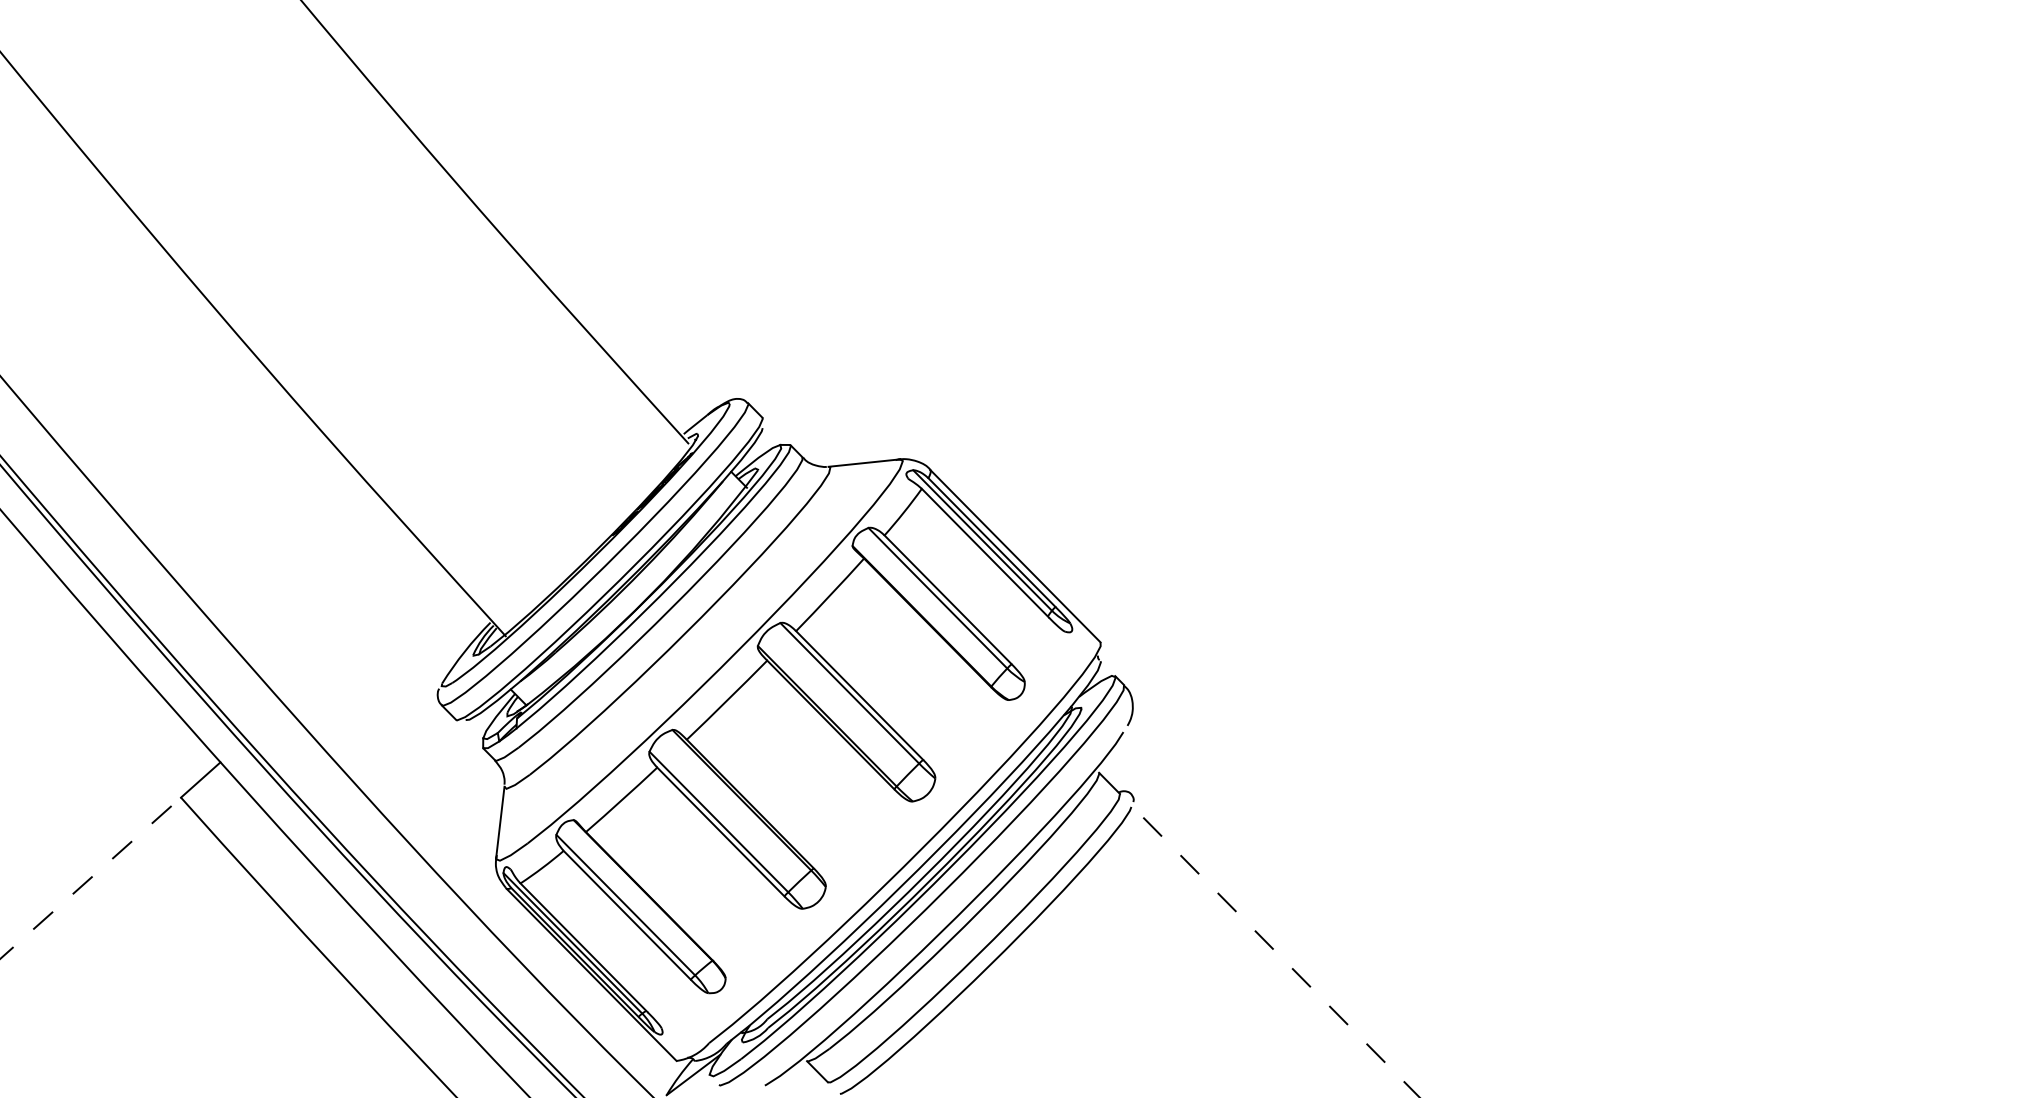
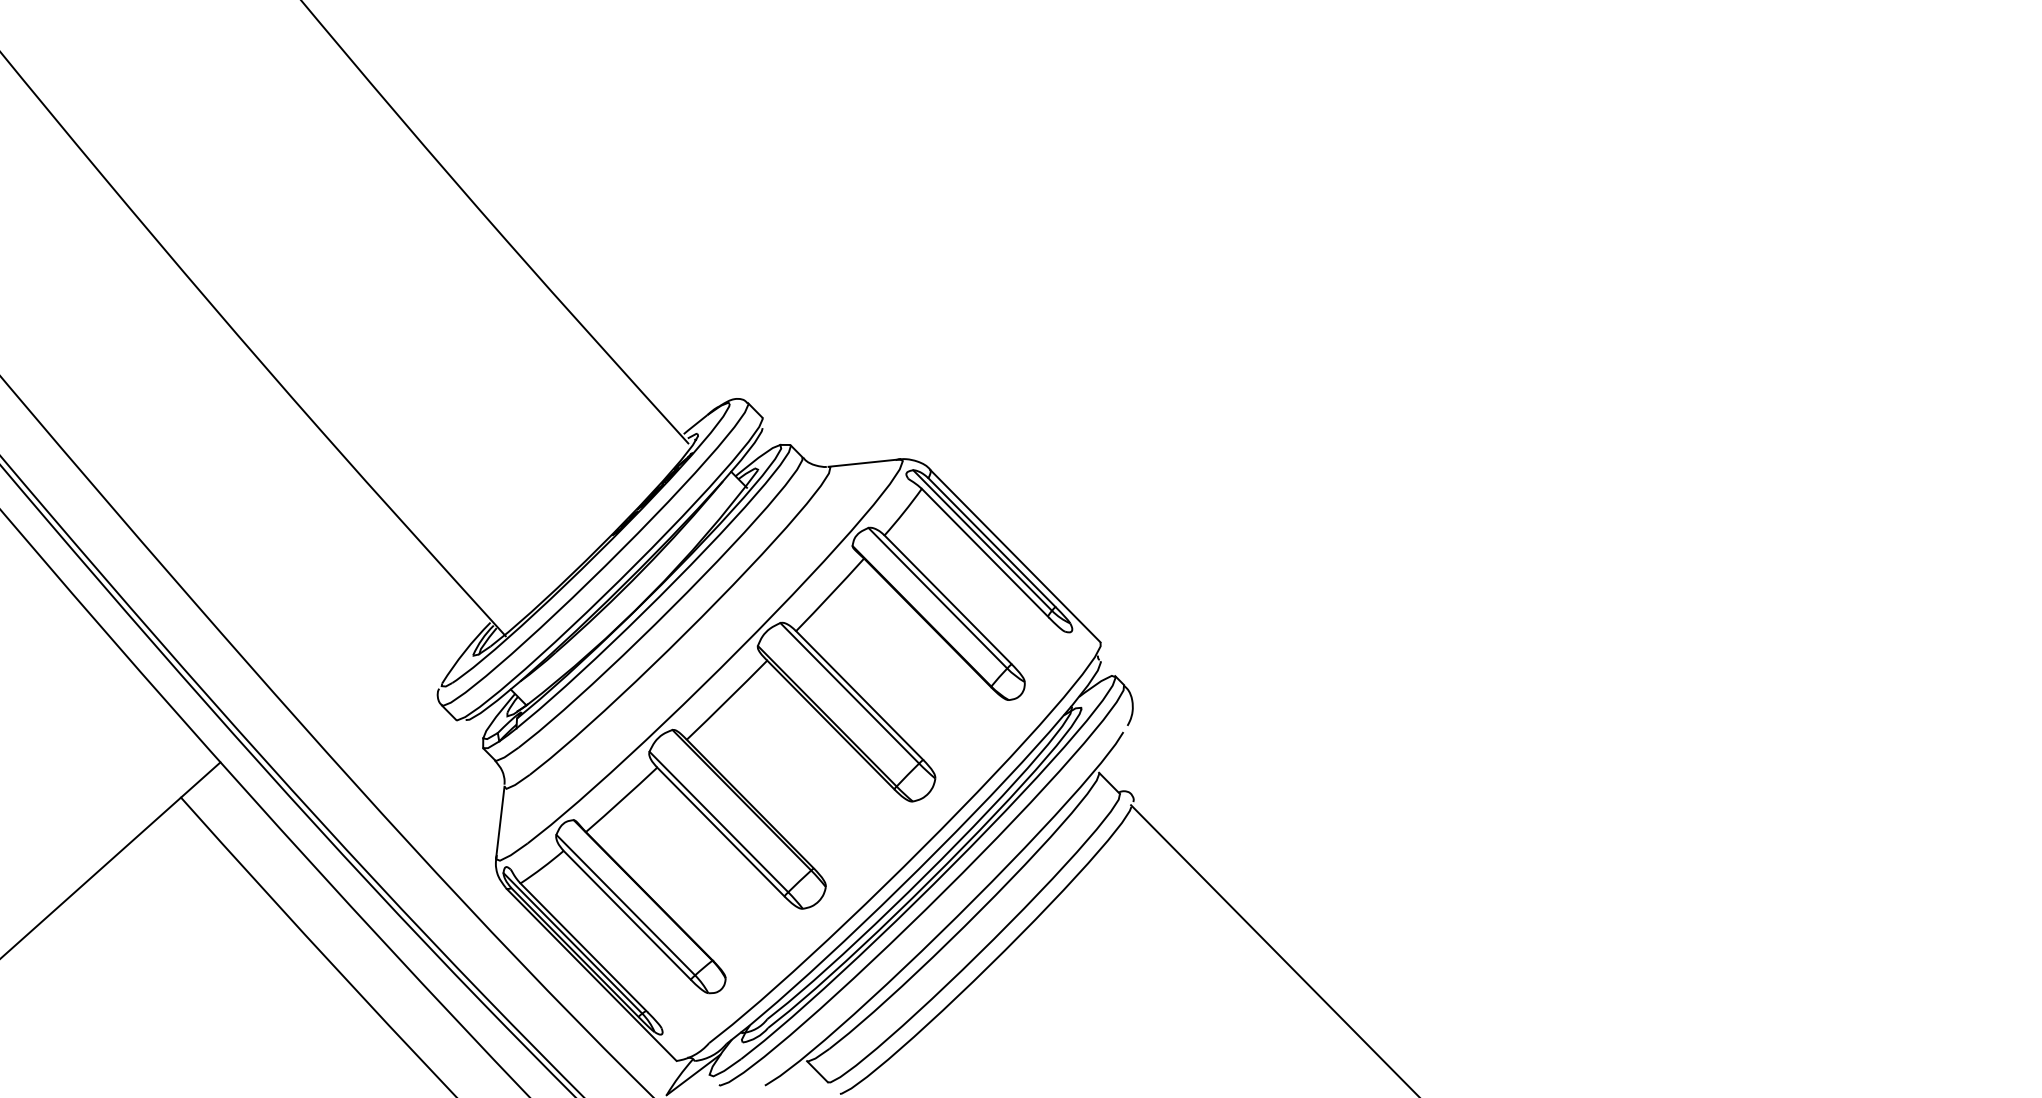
line: dashed -> solid (90, 878)
line: dashed -> solid (1274, 950)
